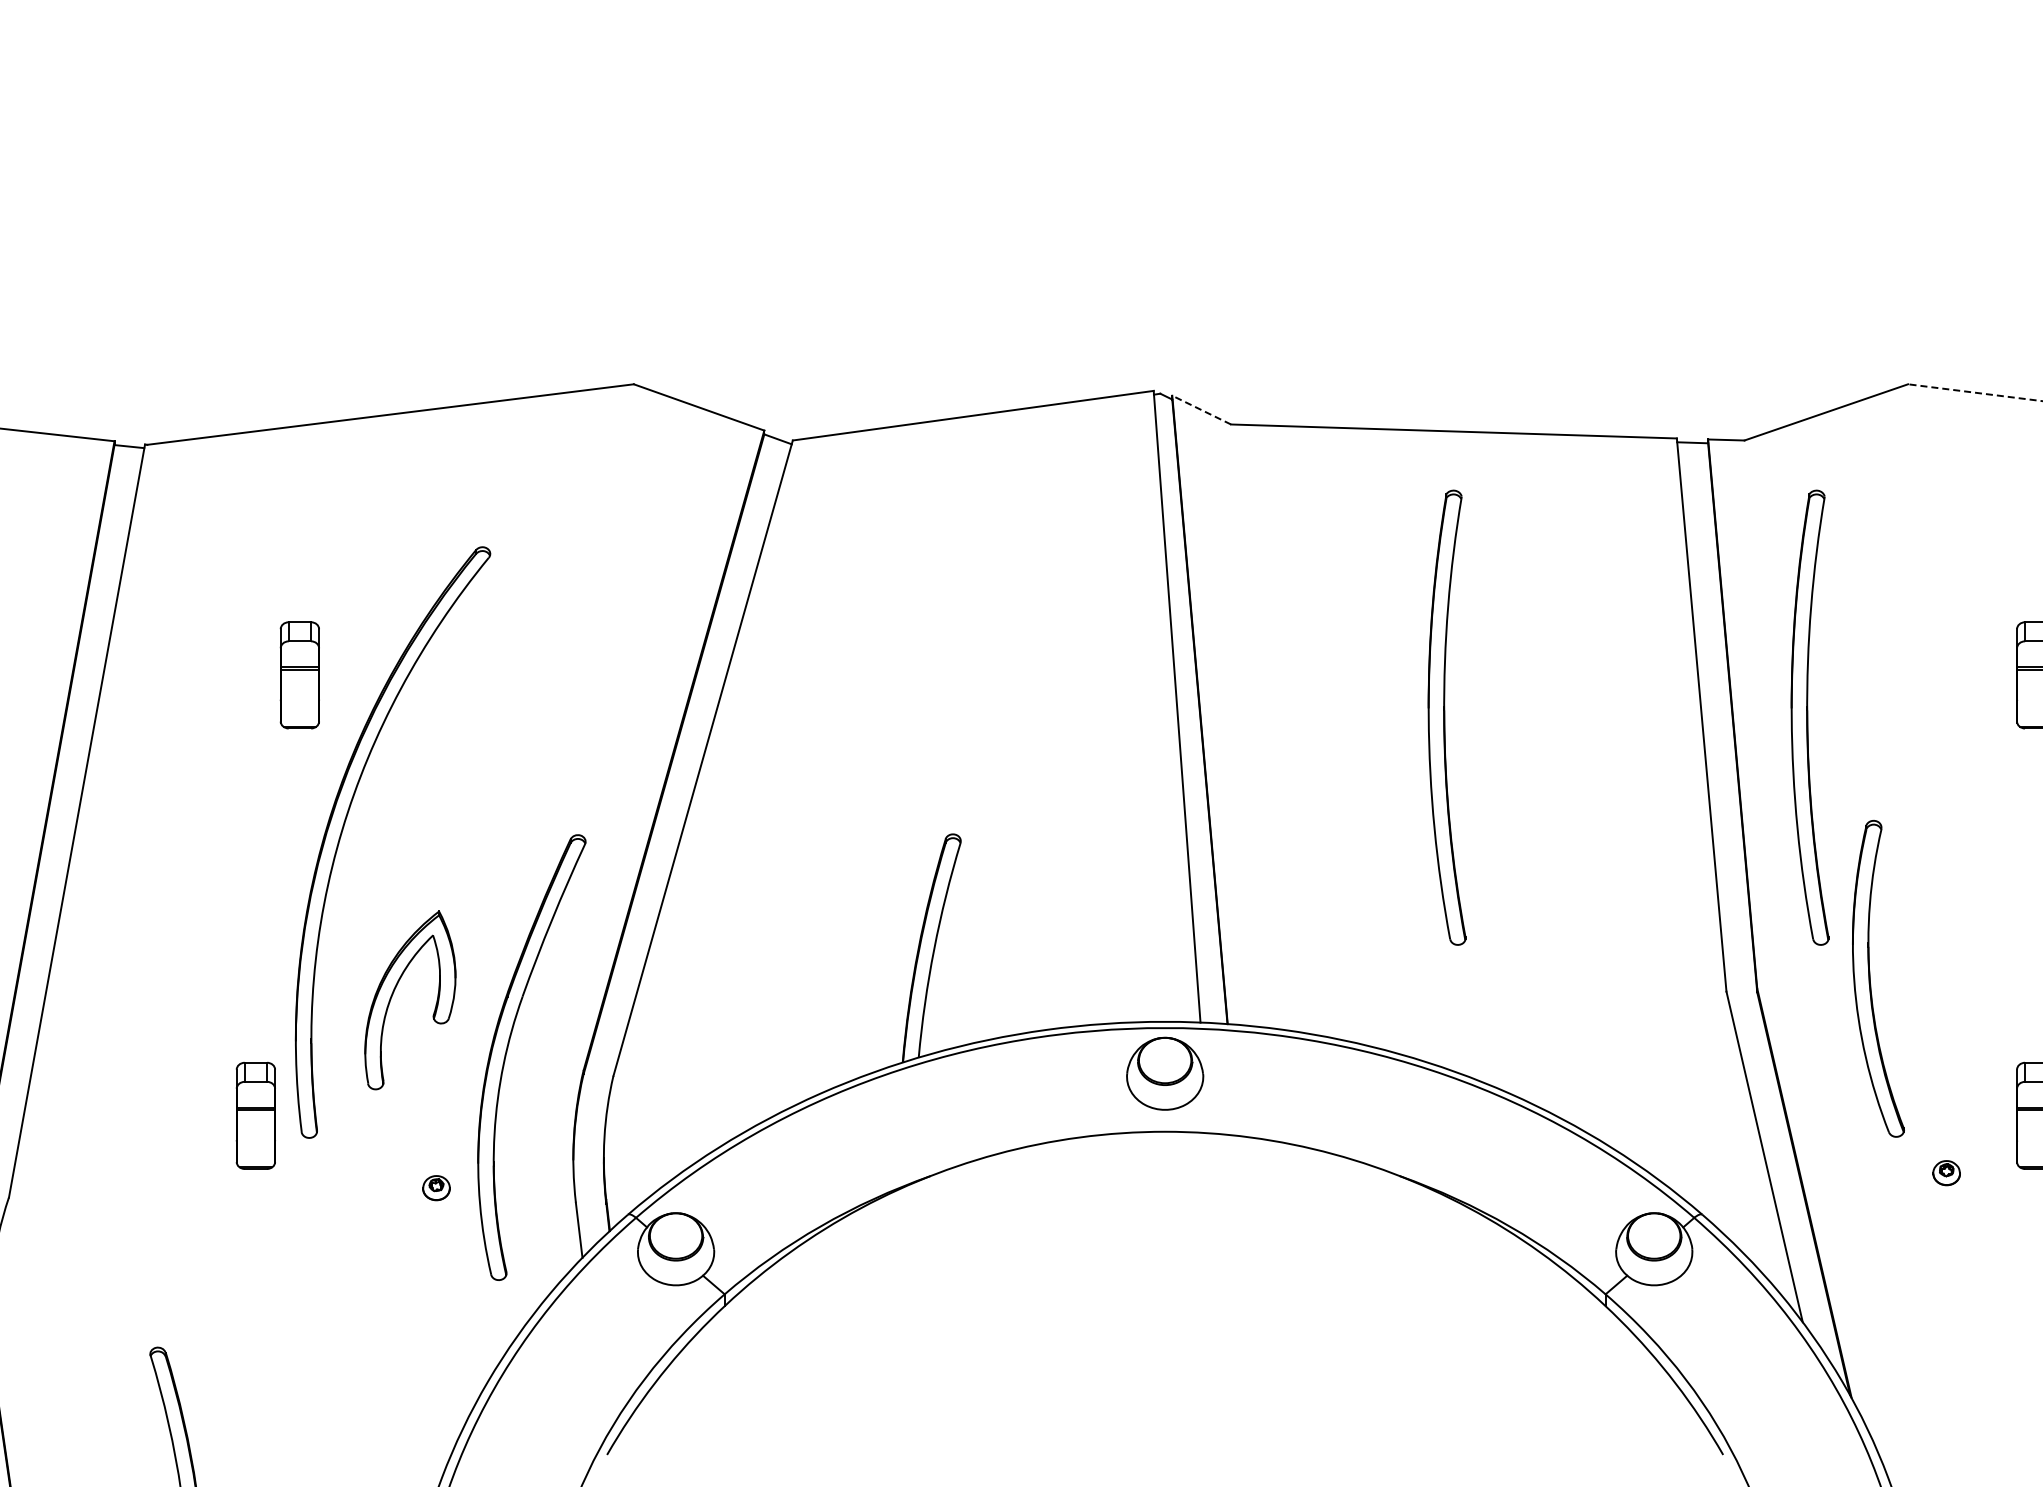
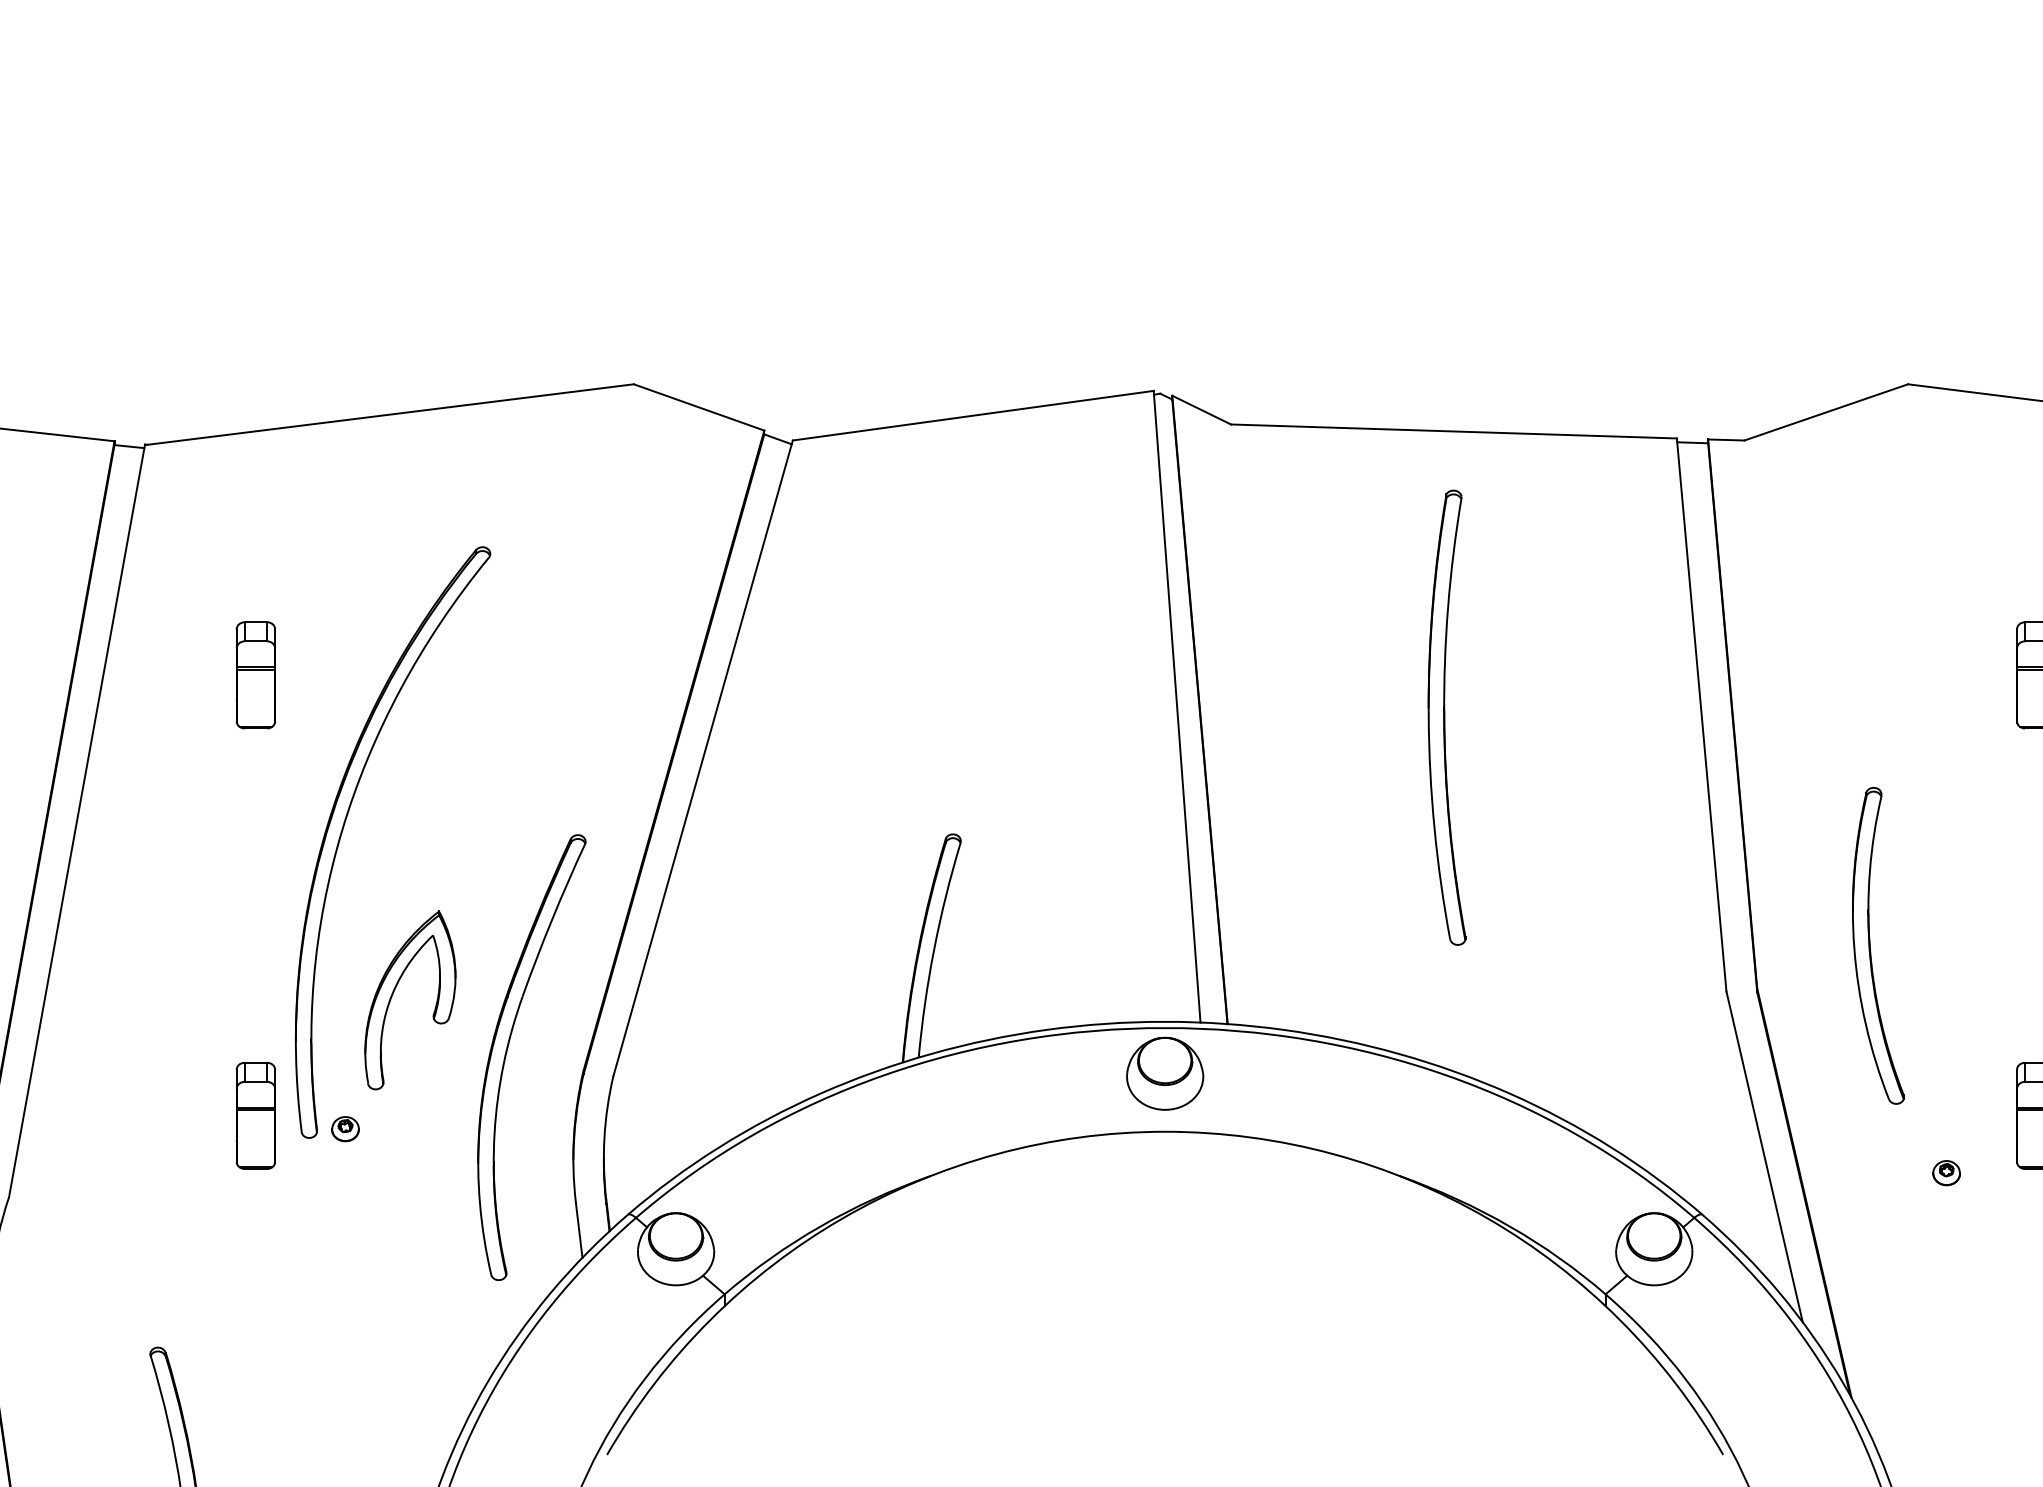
line: dashed -> solid (1975, 392)
line: dashed -> solid (1201, 410)
part position: (299, 675) -> (255, 675) (255, 675)
part: present -> none (1809, 717)
part position: (1870, 978) -> (1870, 945) (1870, 945)
part position: (436, 1188) -> (345, 1129) (345, 1129)
